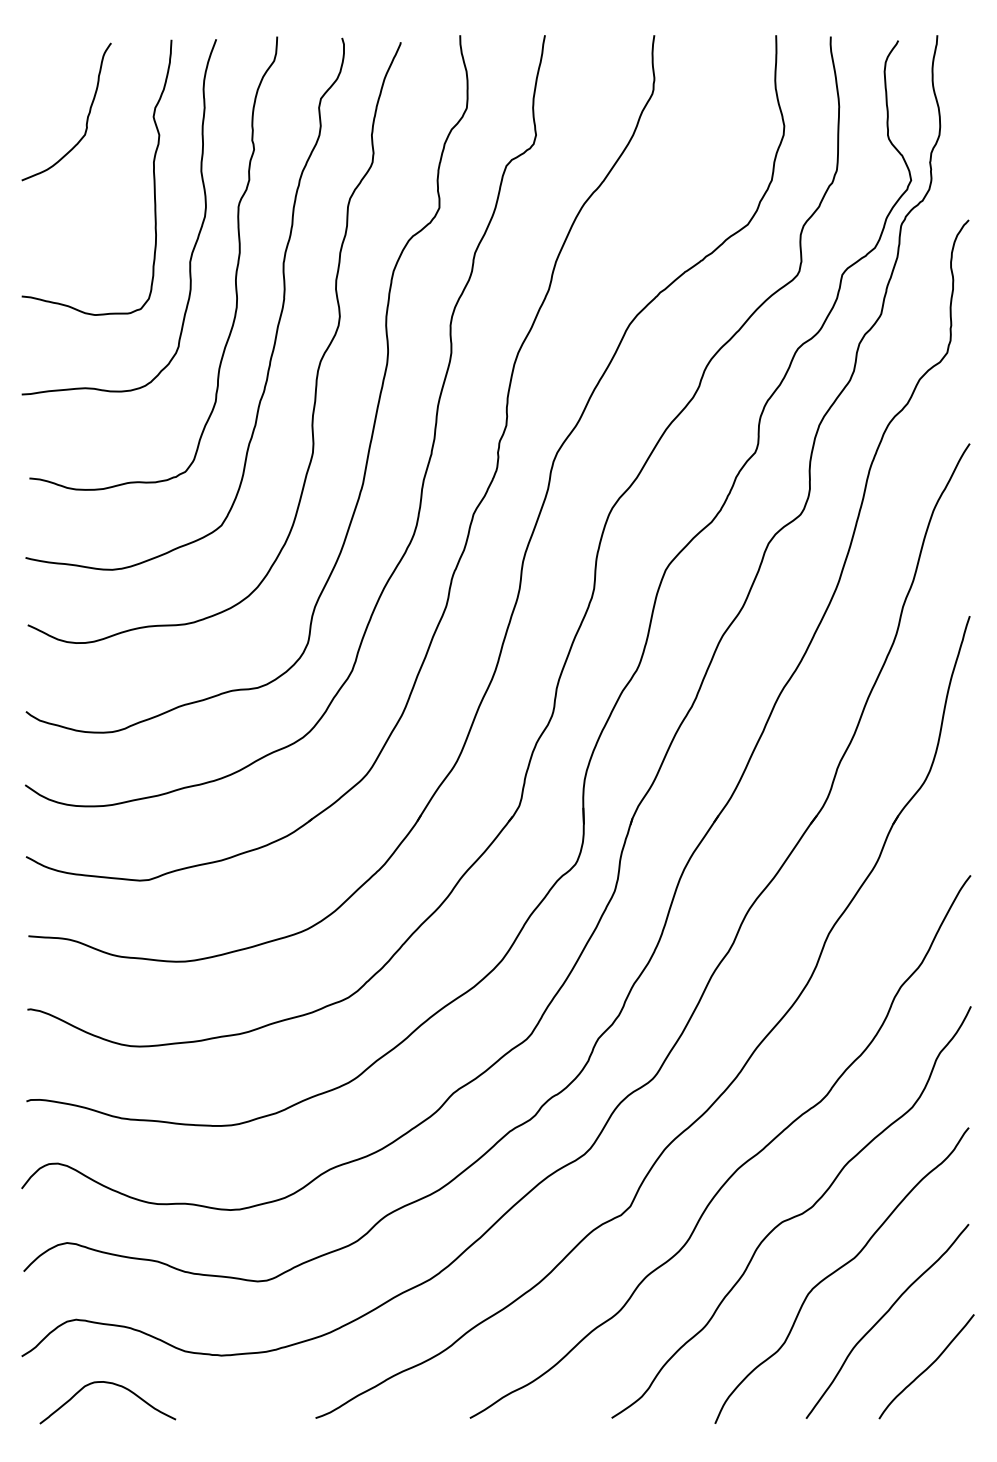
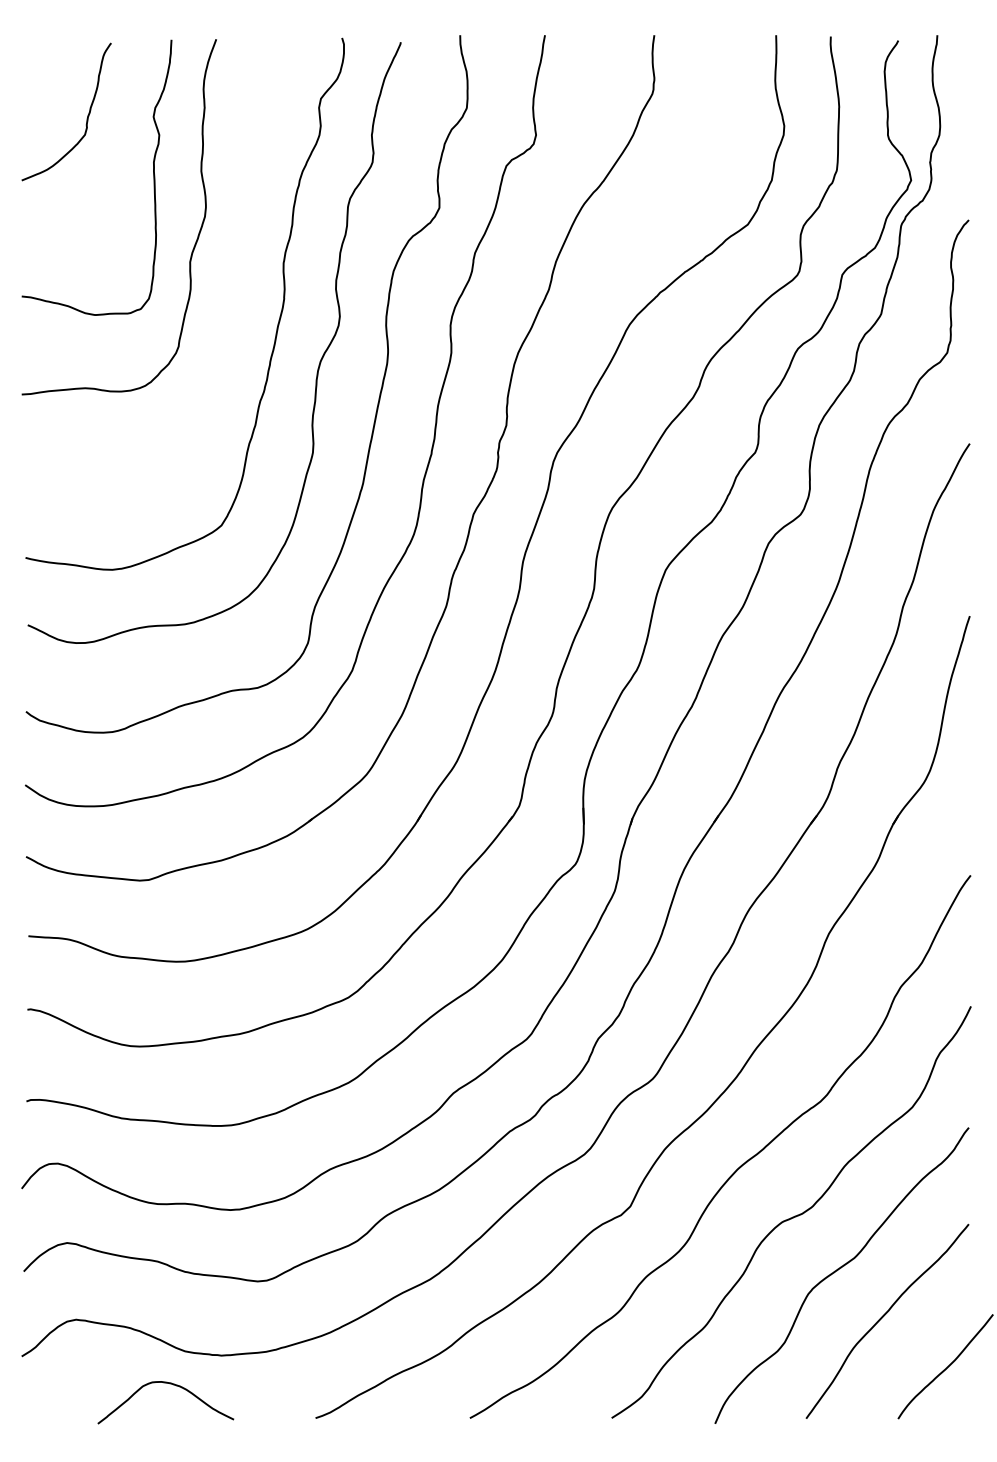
curve: present -> none (235, 270)
curve position: (927, 1367) -> (946, 1367) (946, 1367)
curve position: (111, 1384) -> (169, 1384) (169, 1384)
